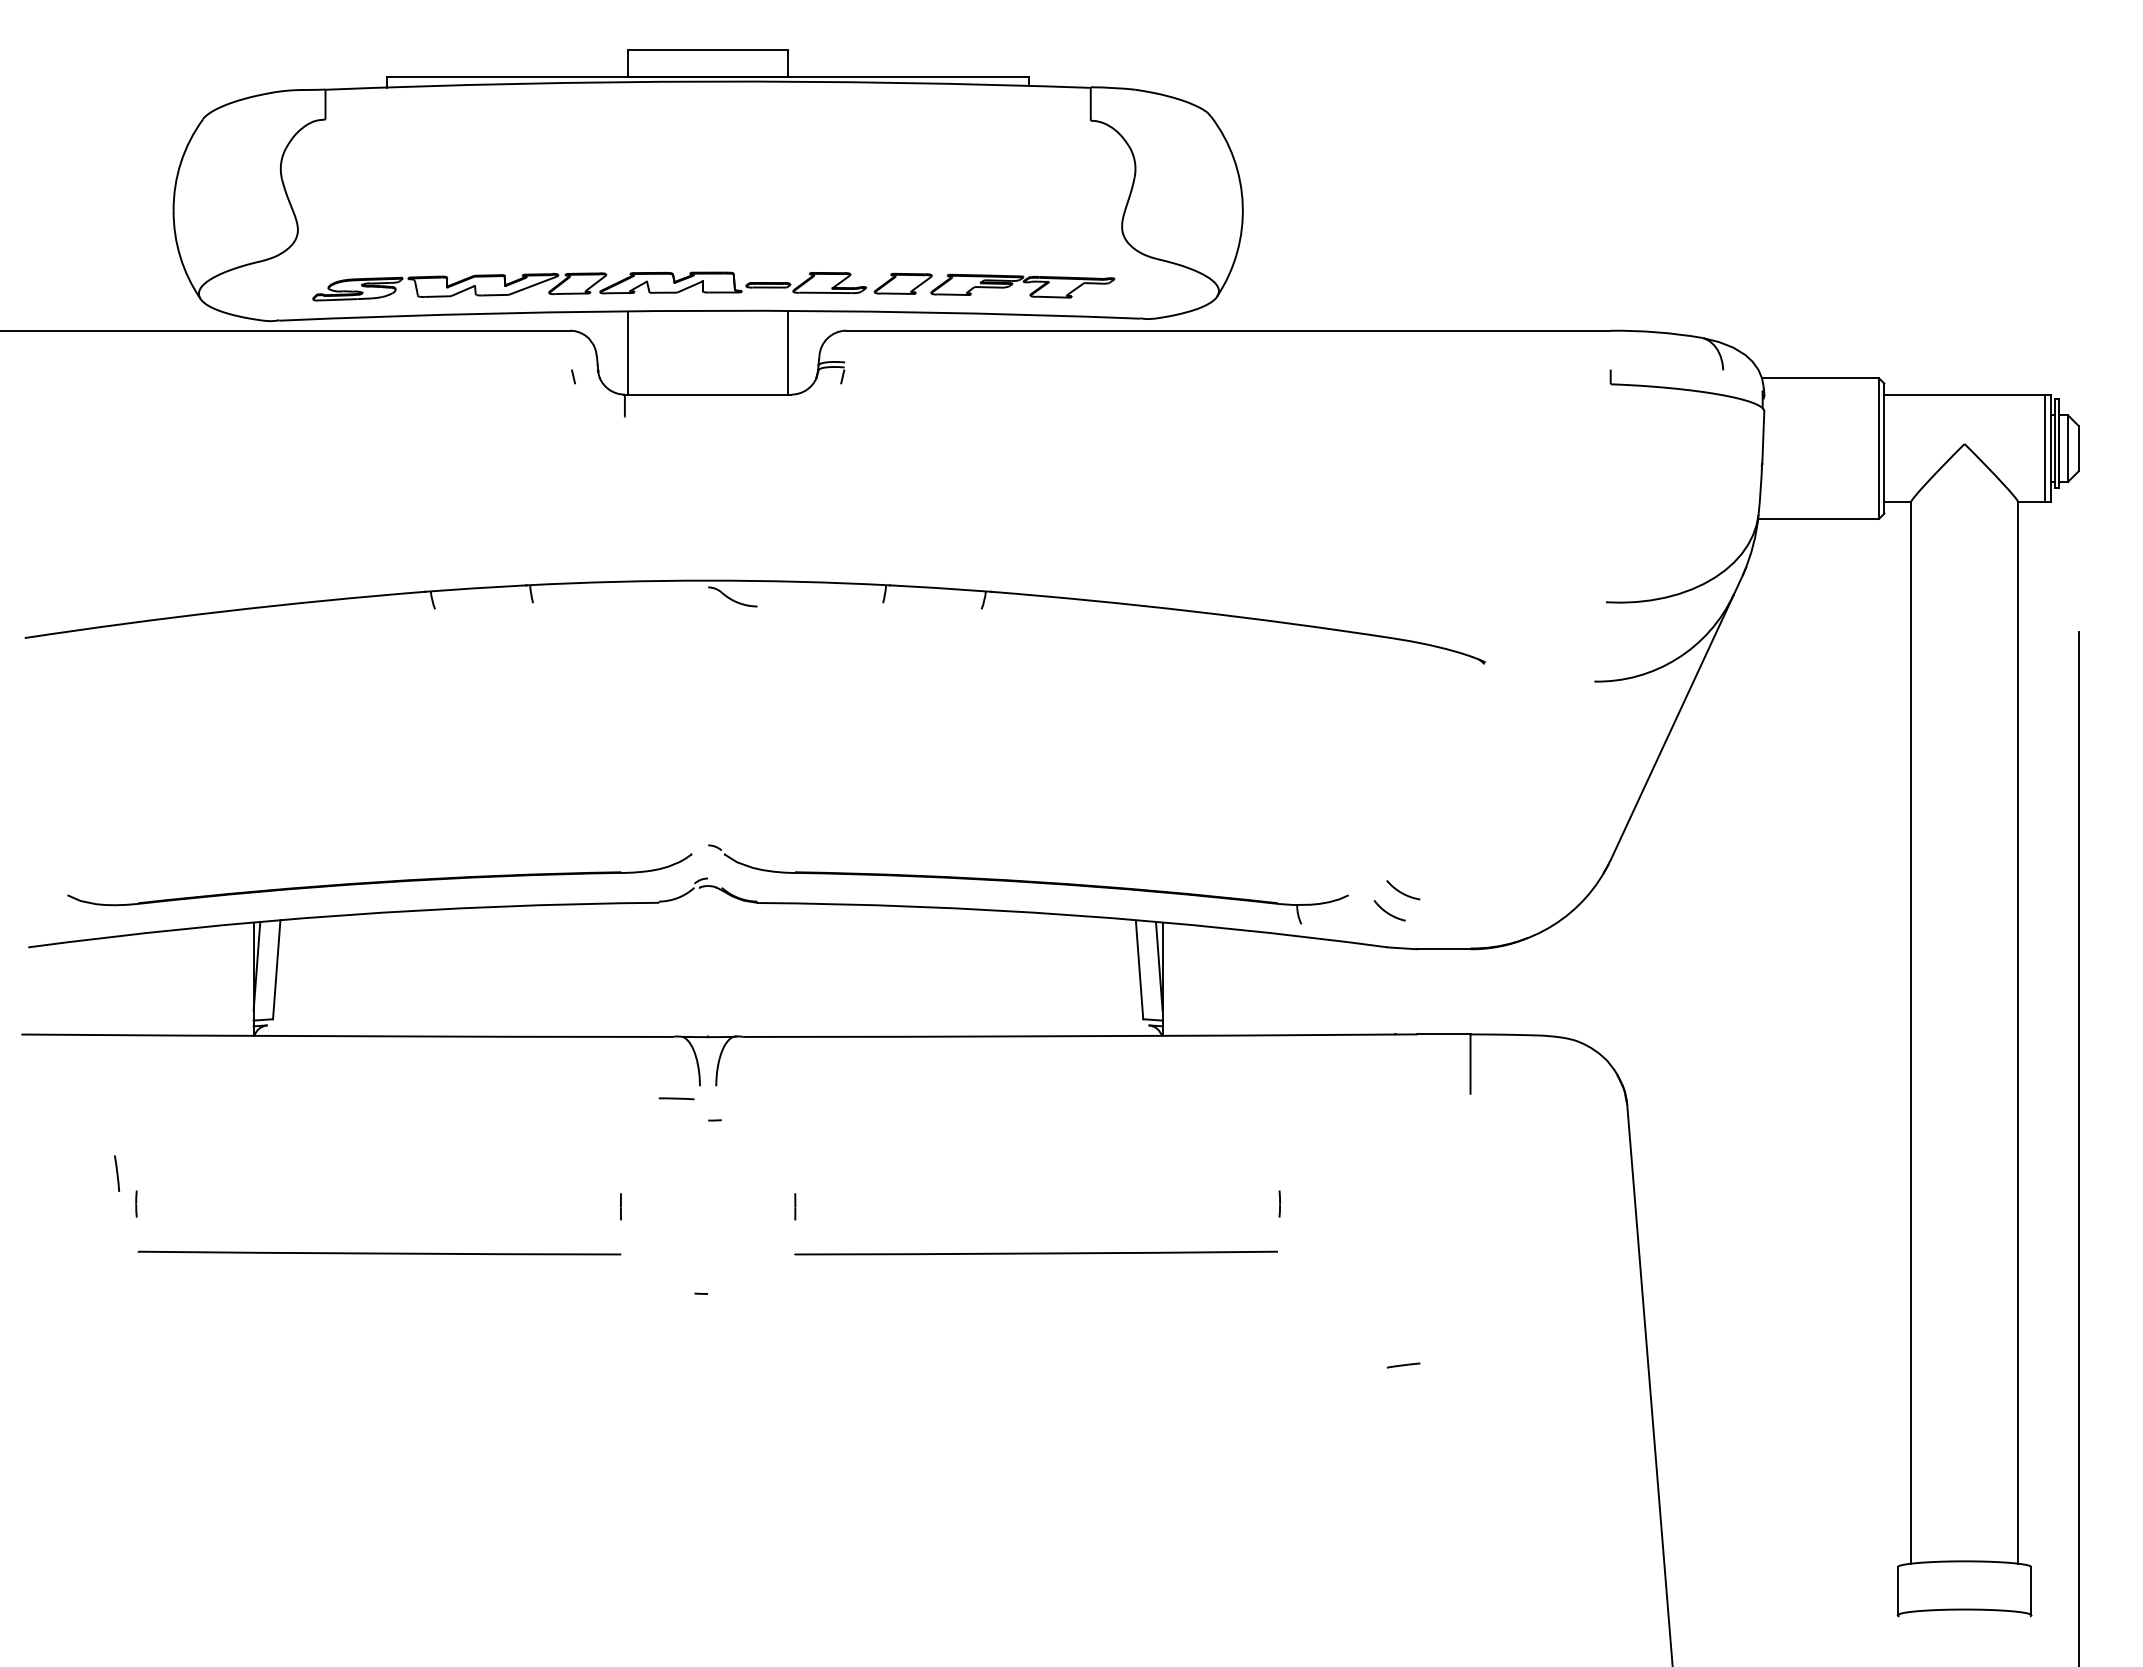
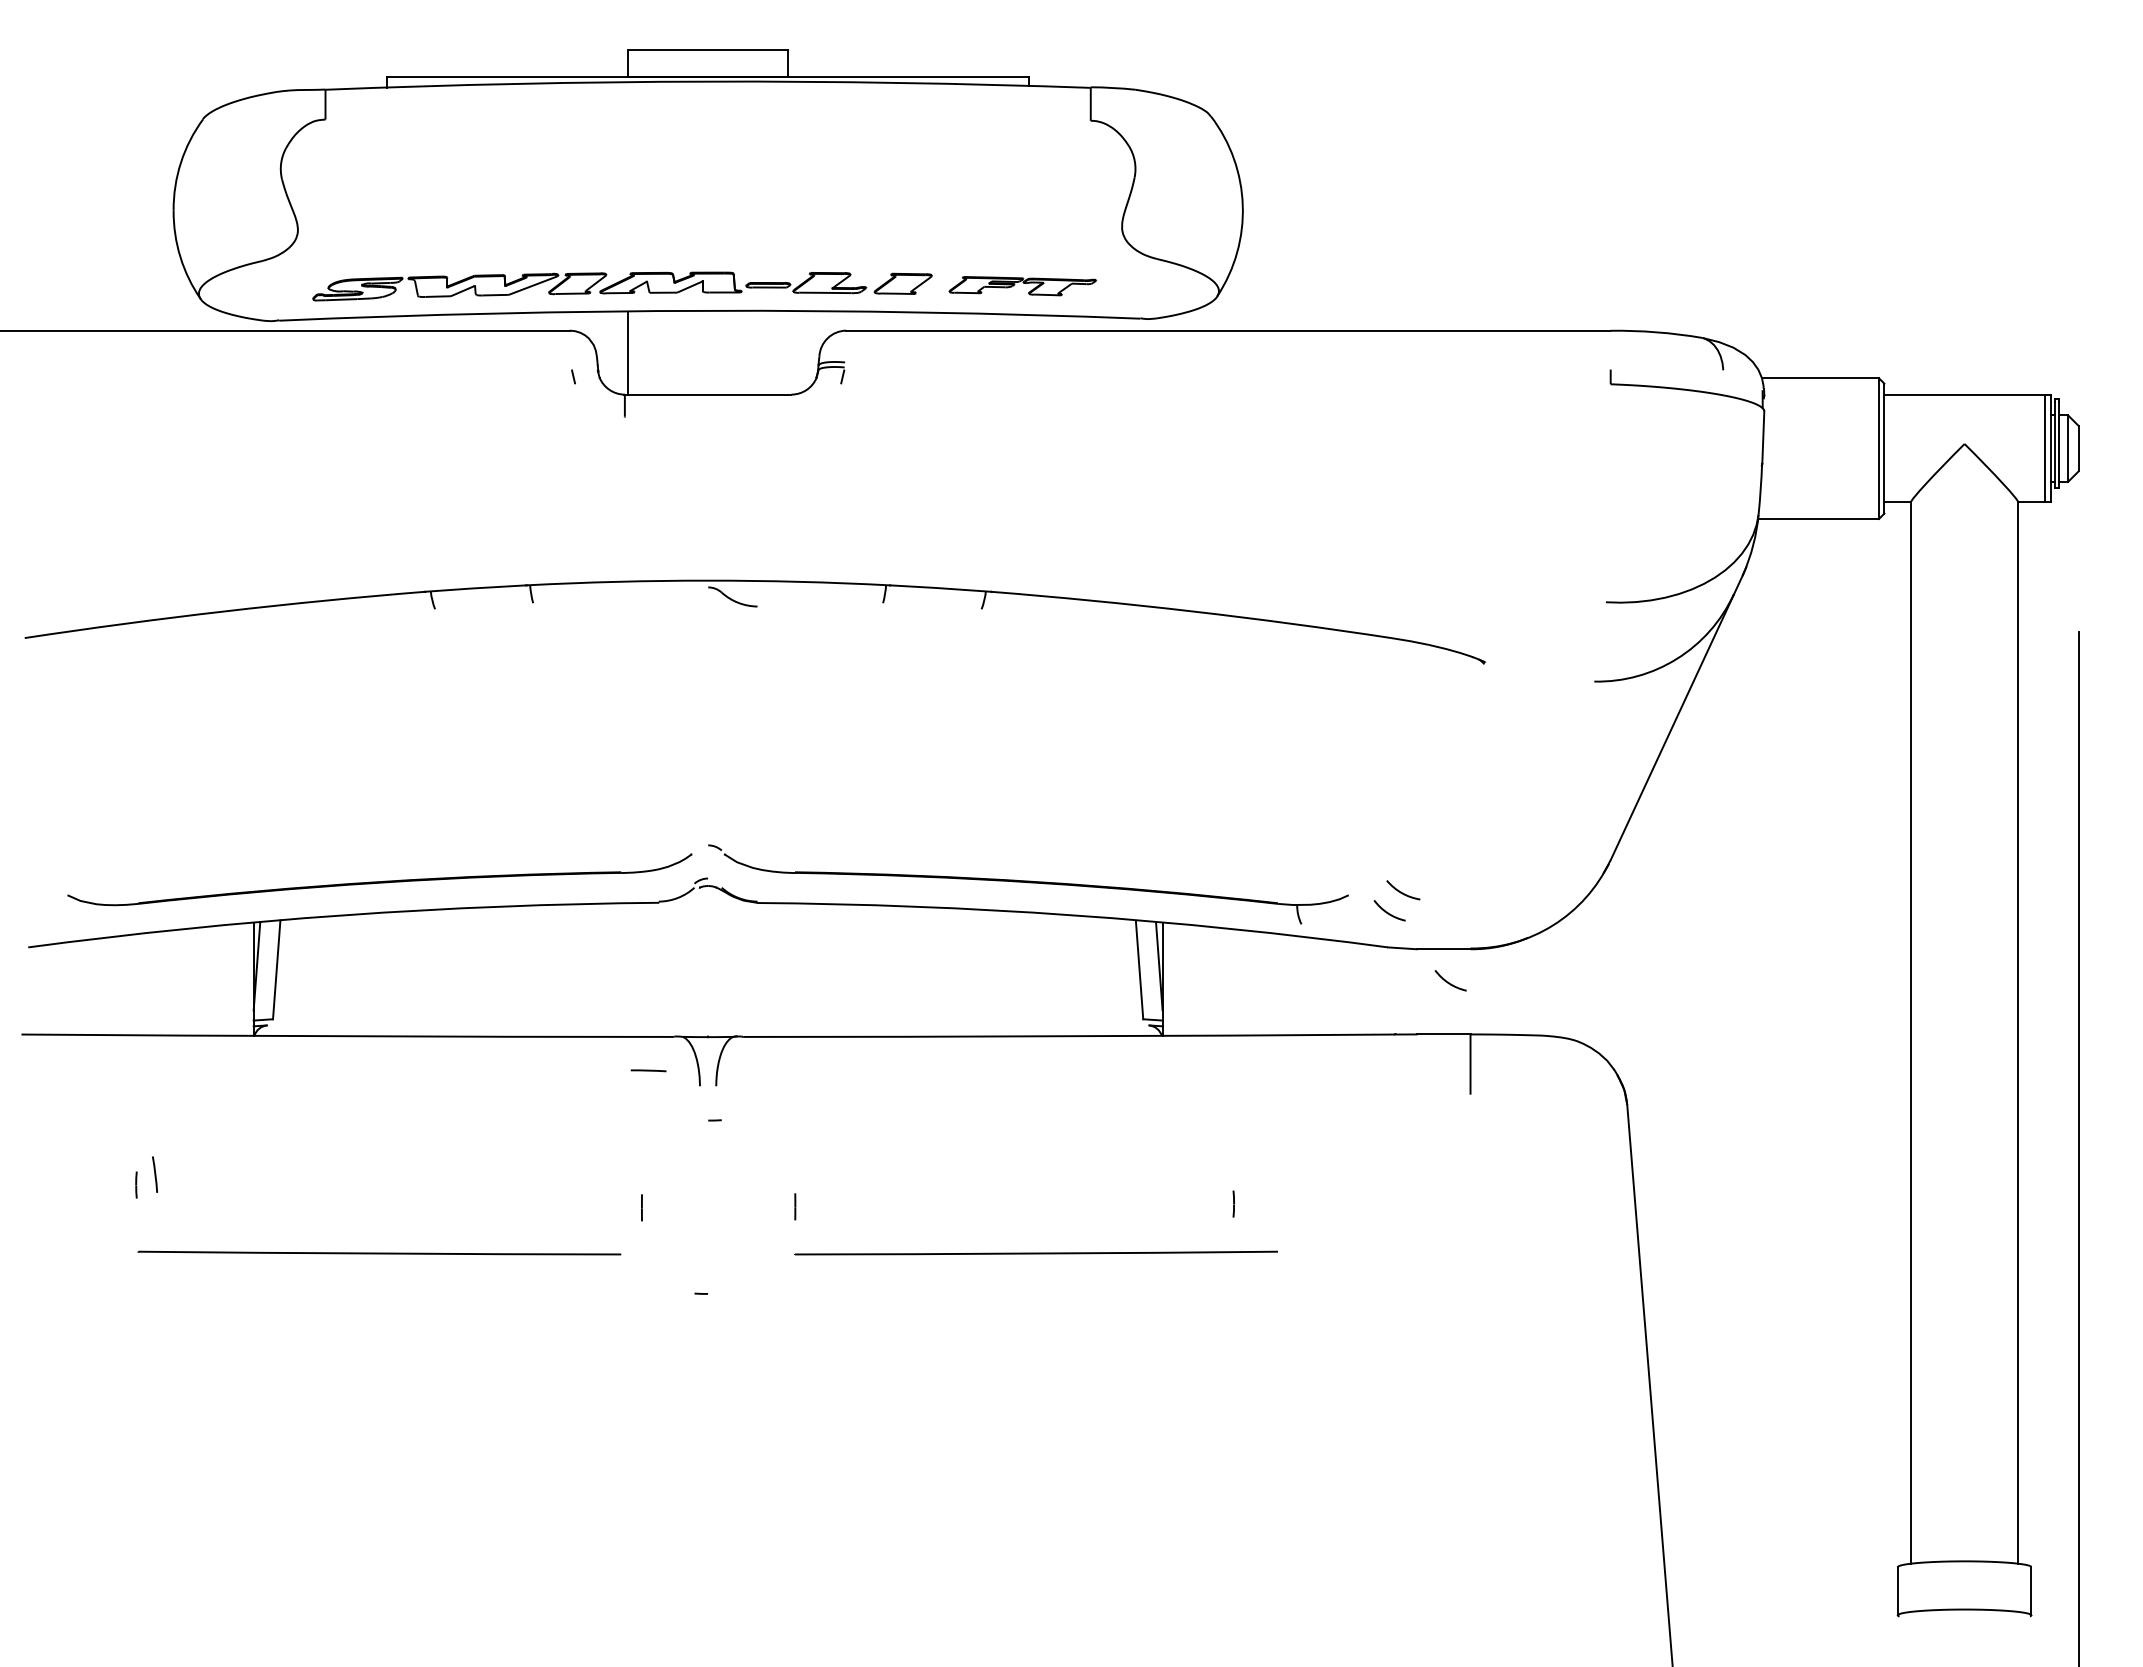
part size: 186x26 px -> 150x21 px (1022, 286)
line: present -> none (788, 352)
arc: none -> present (1448, 981)
line position: (676, 1098) -> (648, 1070) (648, 1070)
line position: (117, 1173) -> (155, 1174) (155, 1174)
line position: (136, 1203) -> (136, 1184) (136, 1184)
line position: (1279, 1203) -> (1233, 1203) (1233, 1203)
line position: (620, 1206) -> (641, 1207) (641, 1207)
line: present -> none (1403, 1365)
